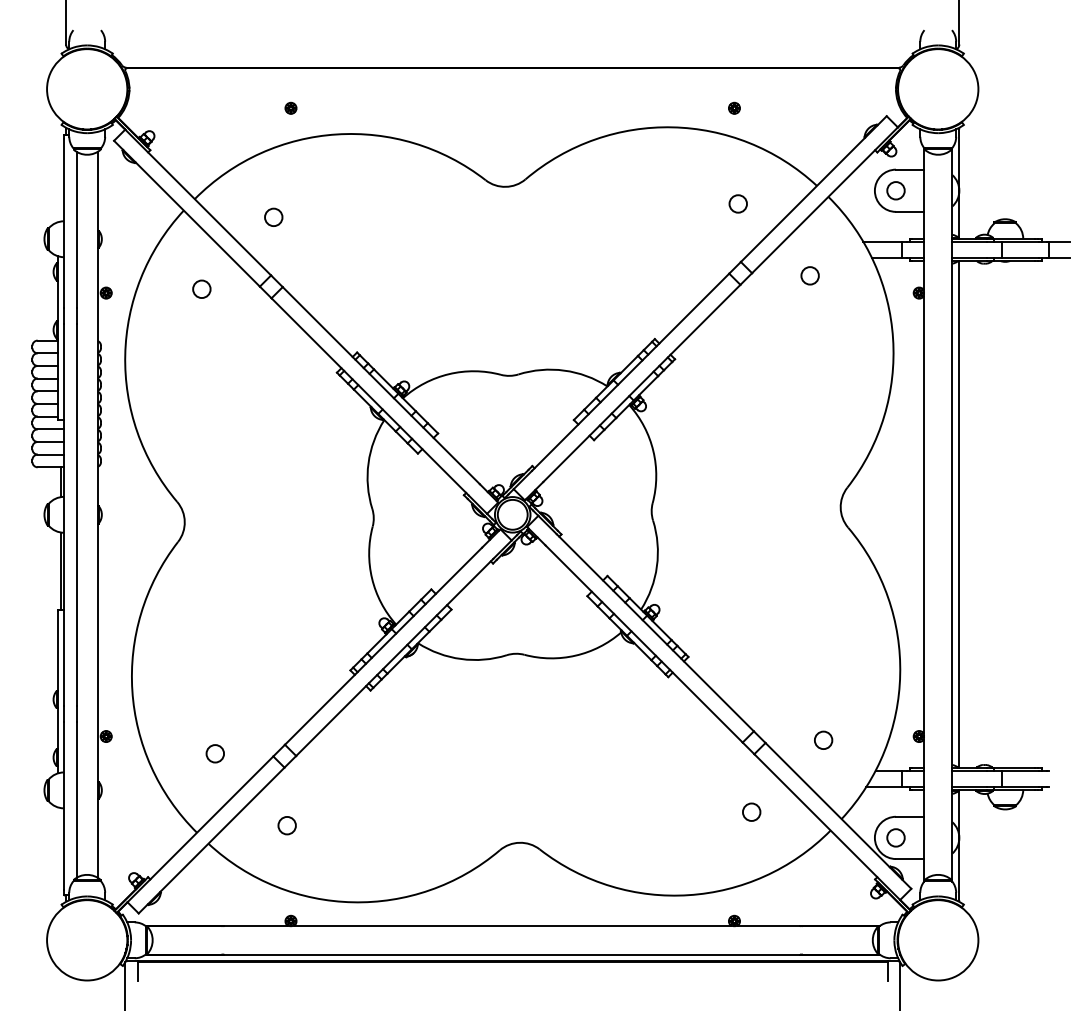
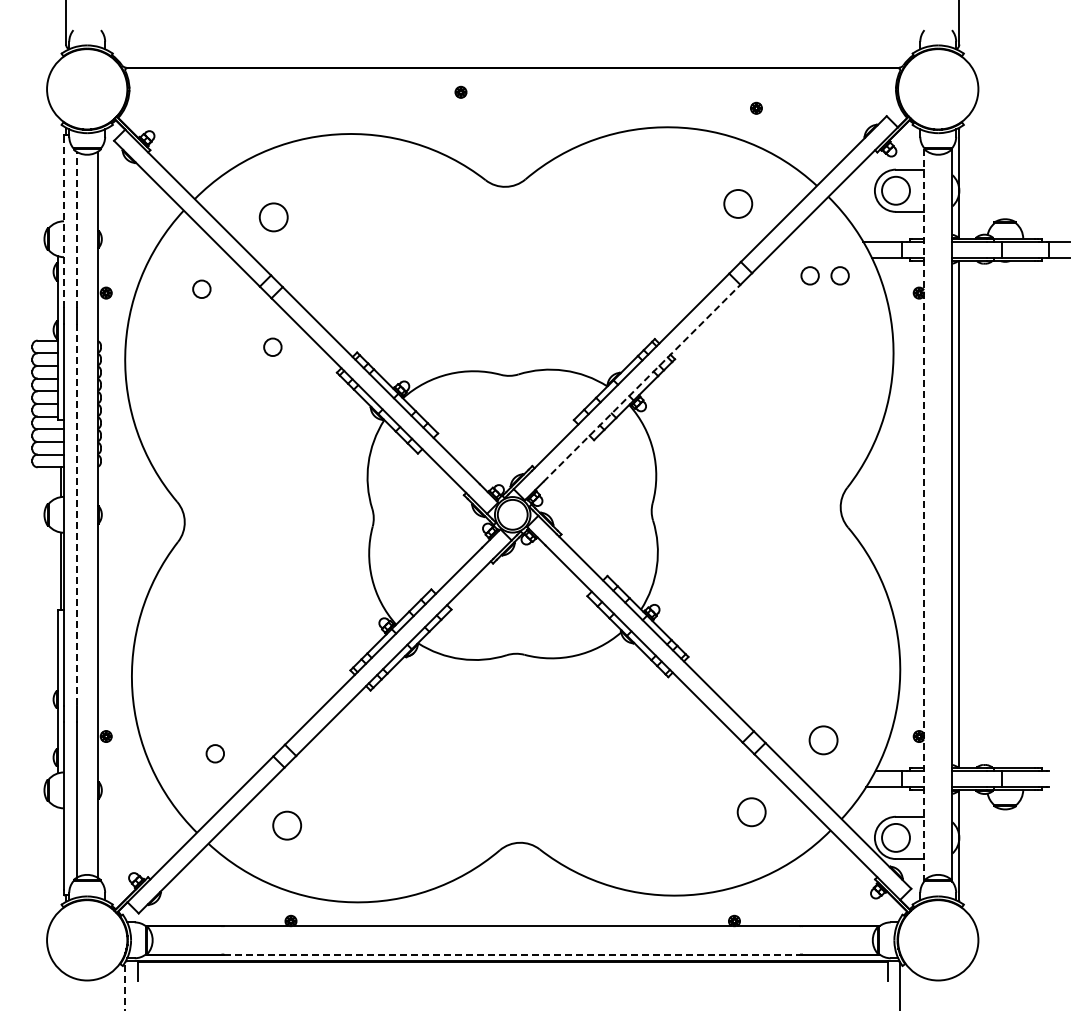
part position: (290, 107) -> (460, 91) (460, 91)
part position: (734, 107) -> (756, 107) (756, 107)
circle diameter: 17 px -> 28 px (895, 190)
circle diameter: 17 px -> 28 px (738, 203)
circle diameter: 17 px -> 28 px (273, 217)
line: solid -> dashed (64, 223)
line: solid -> dashed (76, 229)
circle: none -> present (839, 275)
circle: none -> present (272, 346)
line: solid -> dashed (642, 383)
line: solid -> dashed (76, 514)
line: solid -> dashed (924, 514)
circle diameter: 17 px -> 28 px (823, 740)
circle diameter: 17 px -> 28 px (751, 812)
circle diameter: 17 px -> 28 px (287, 825)
circle diameter: 17 px -> 28 px (895, 837)
line: solid -> dashed (512, 954)
line: solid -> dashed (125, 986)
